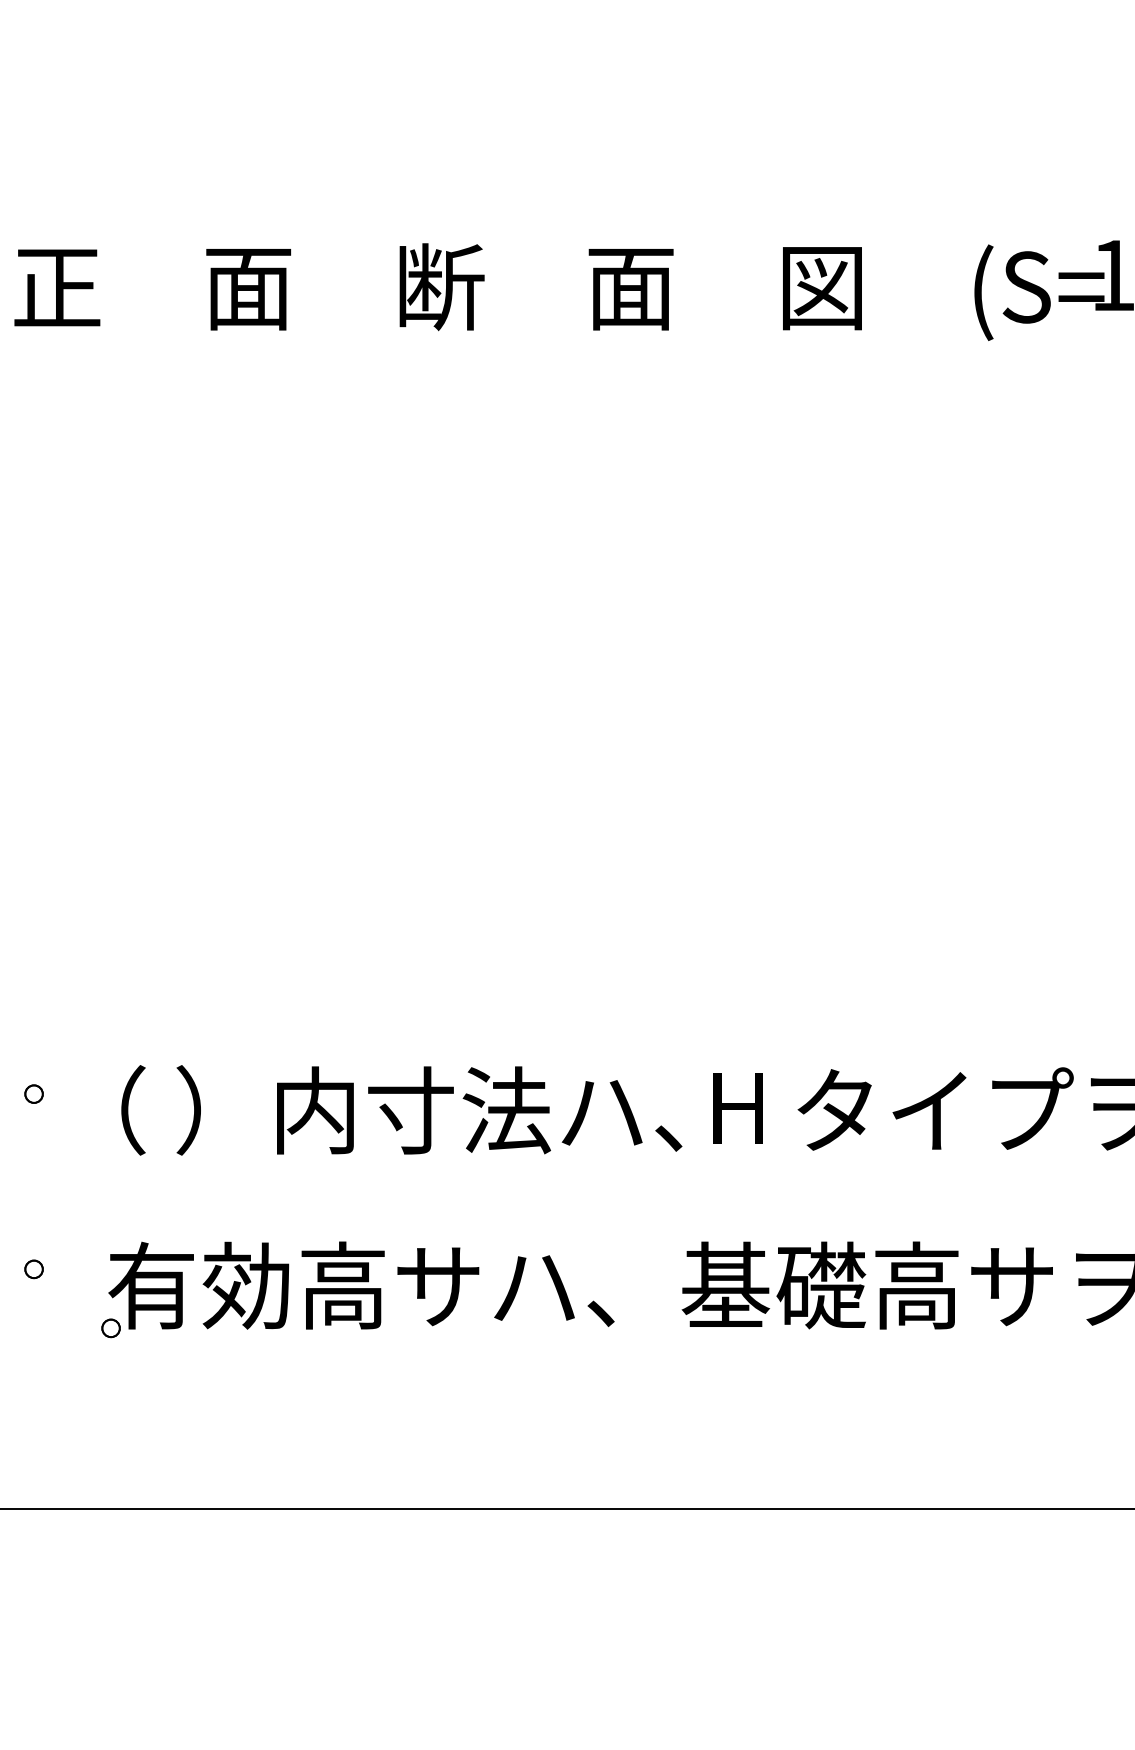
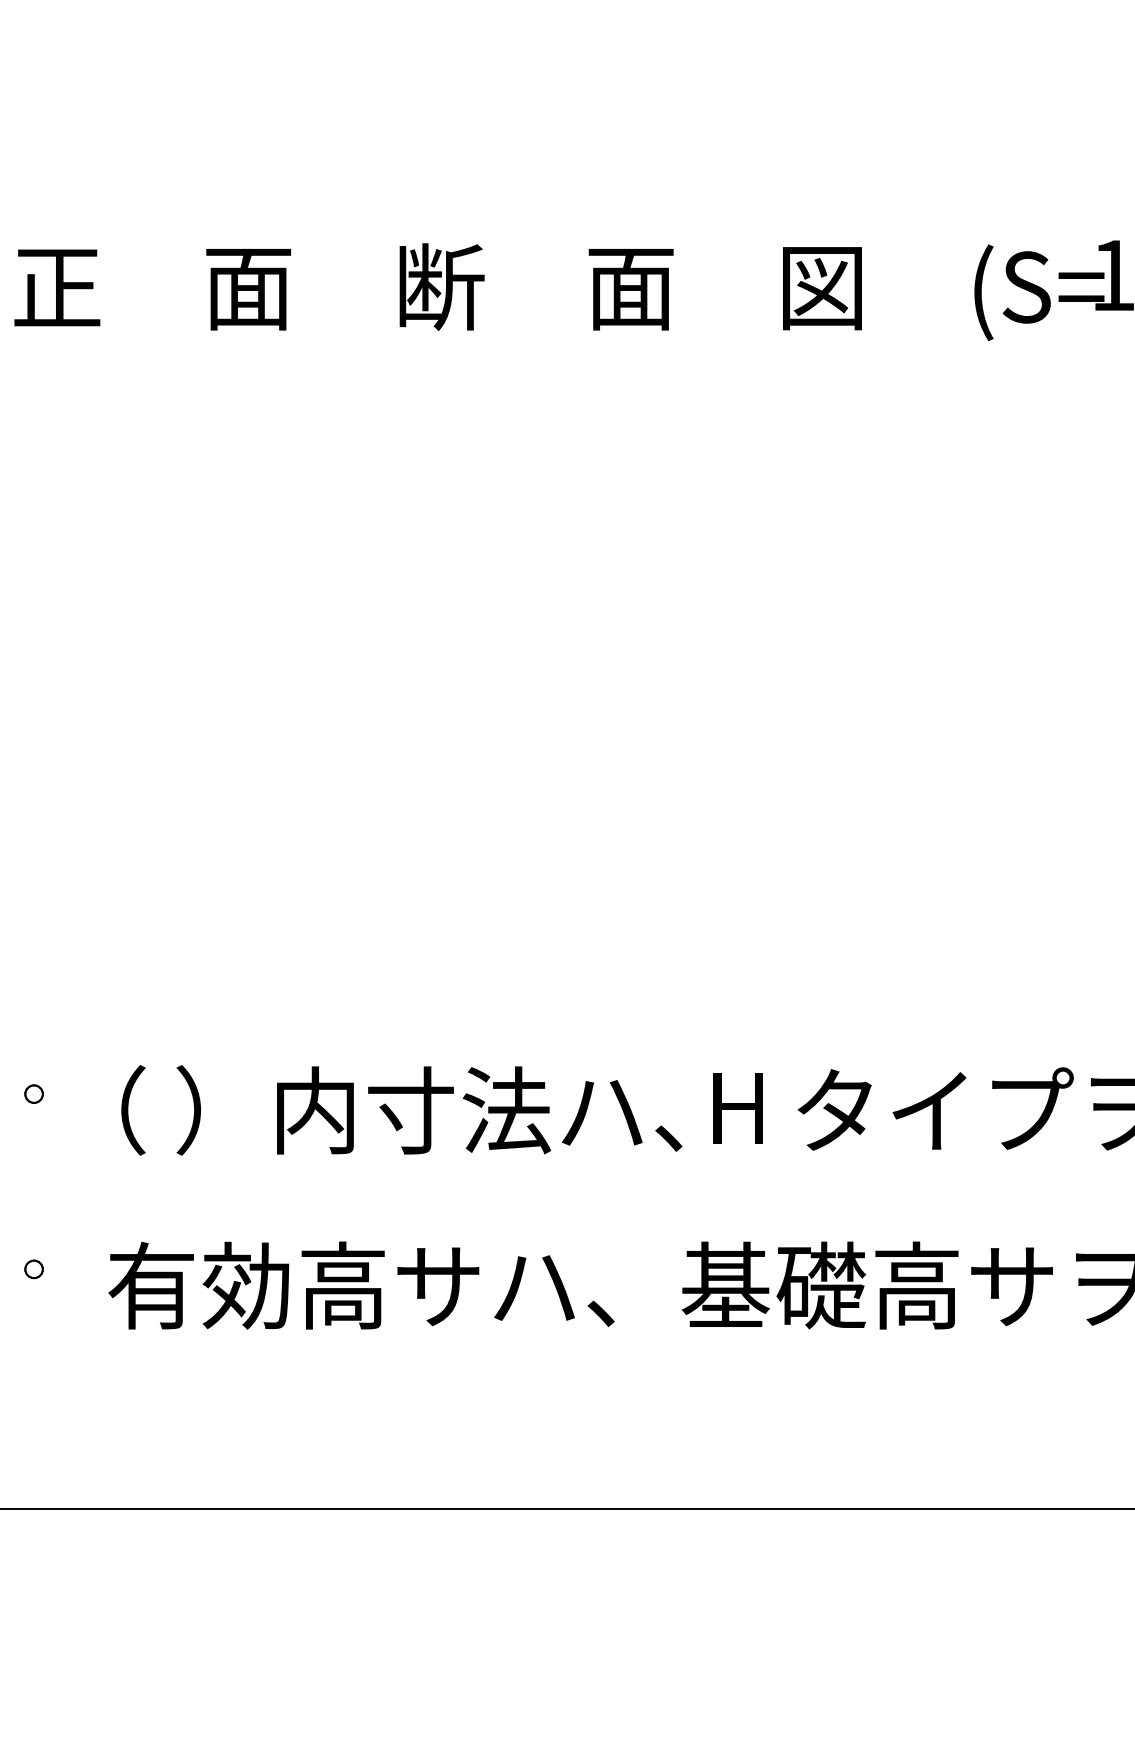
part: present -> none (110, 1328)
